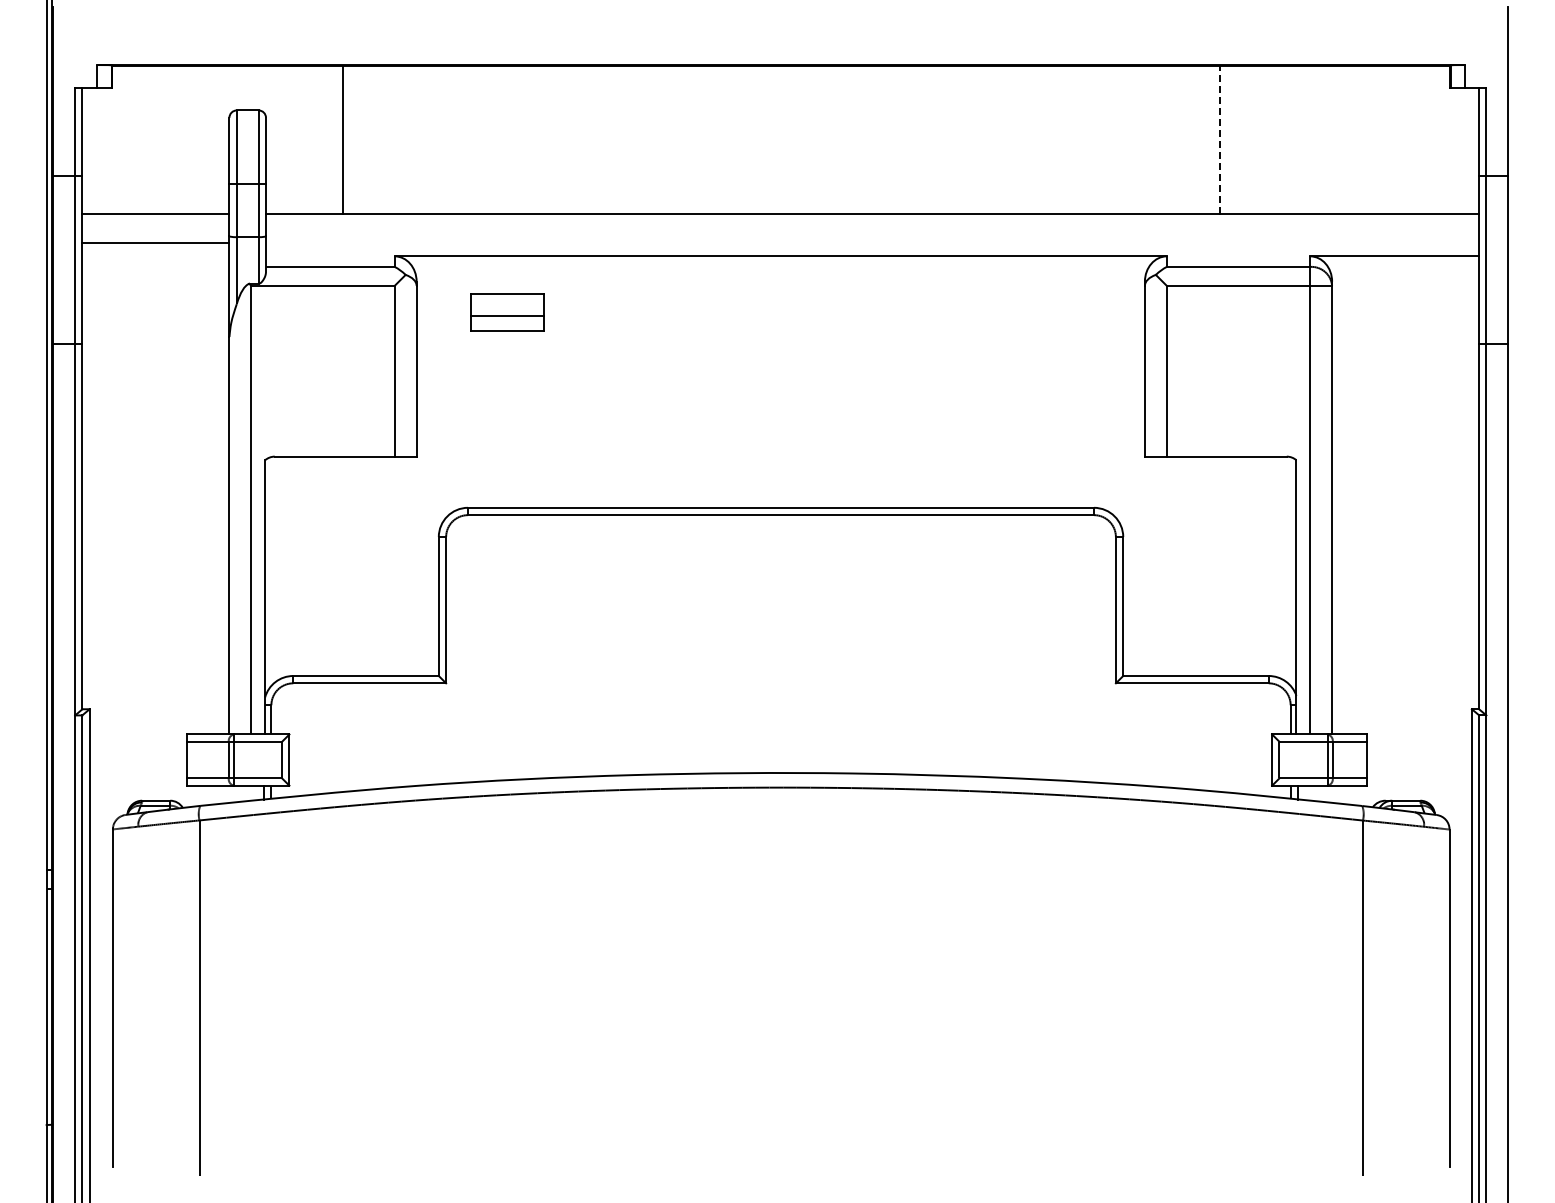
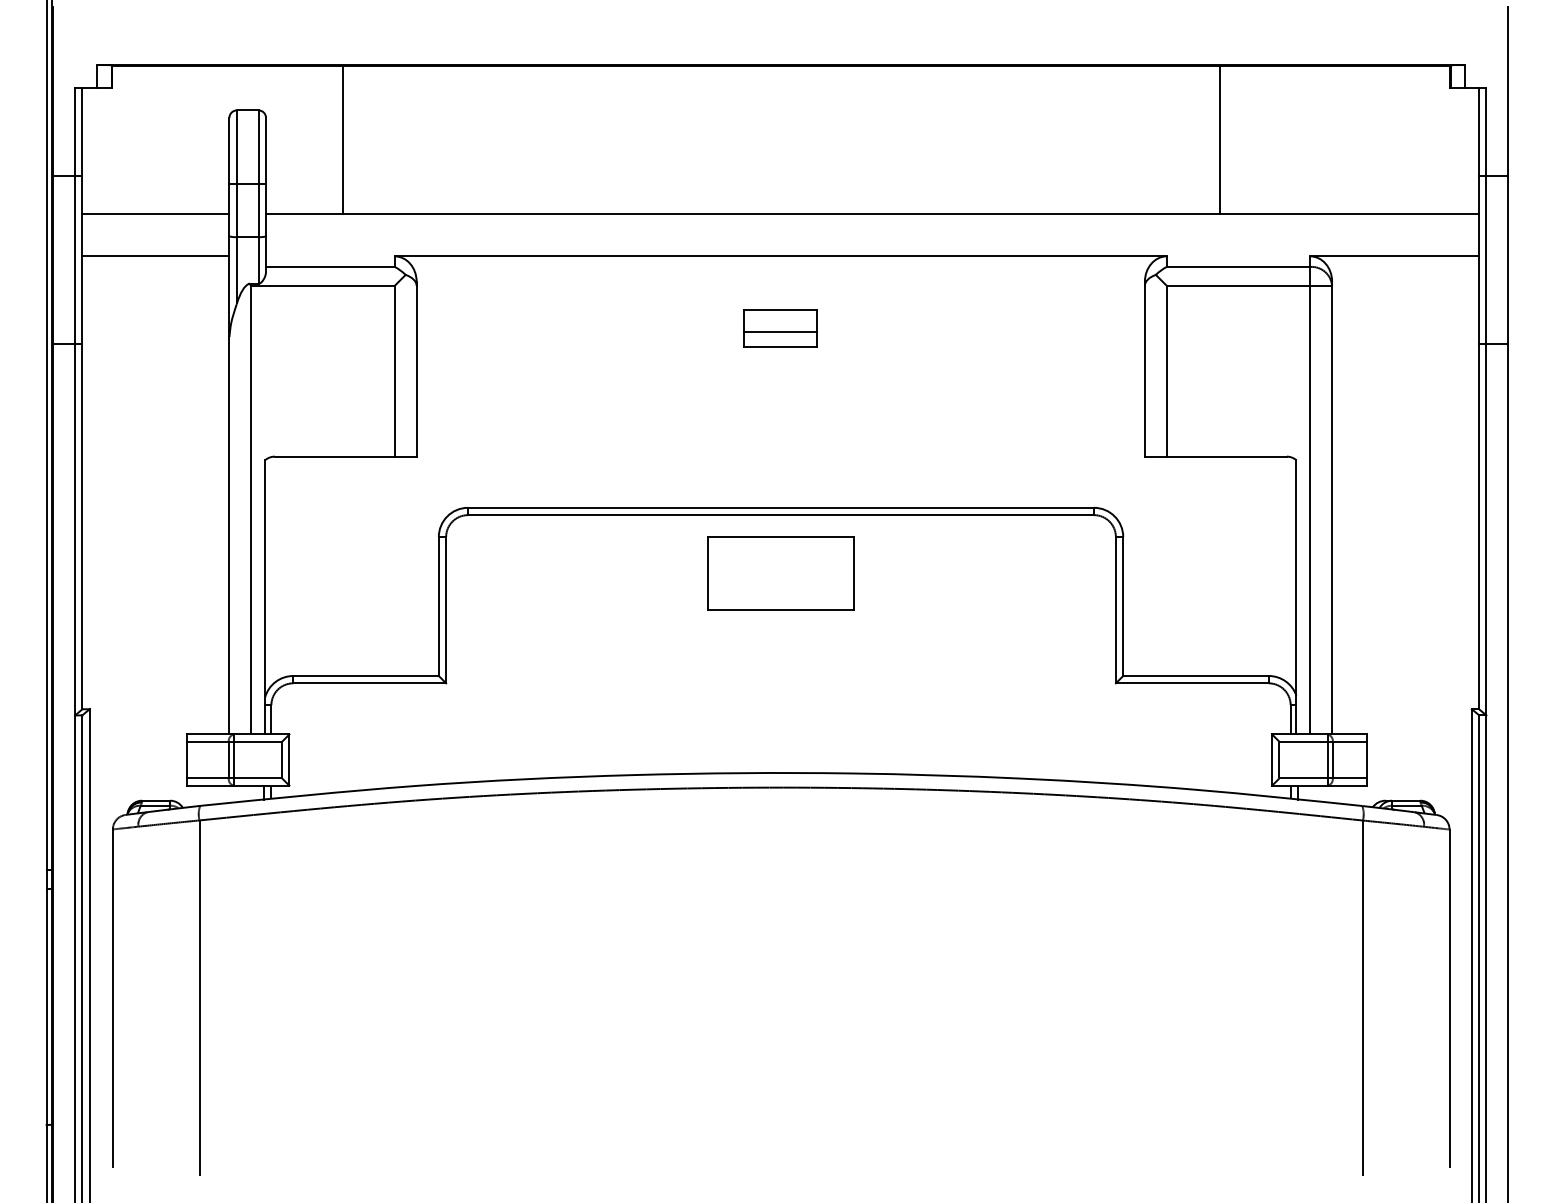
line: dashed -> solid (1220, 139)
line position: (155, 243) -> (155, 256) (155, 256)
part position: (507, 312) -> (780, 328) (780, 328)
part: none -> present (780, 573)
